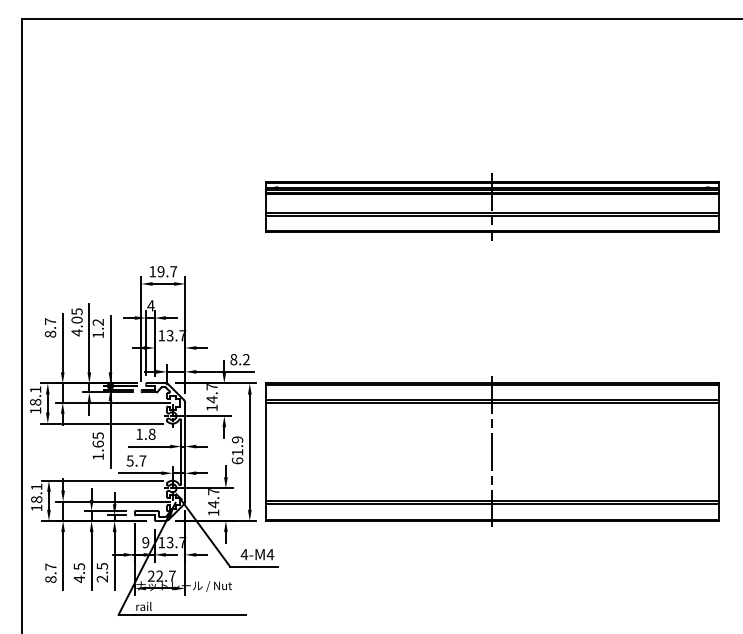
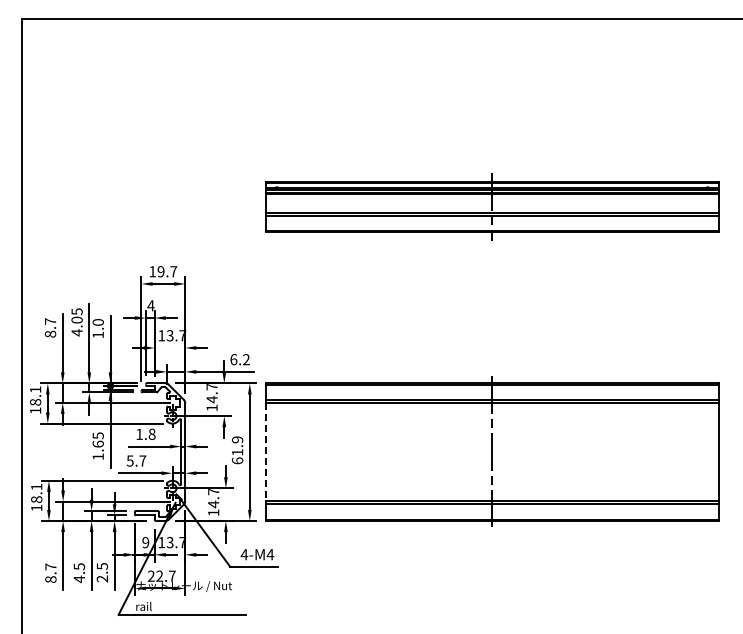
text: 1.2 -> 1.0 (97, 322)
text: 8.2 -> 6.2 (233, 359)
line: solid -> dashed (265, 452)
